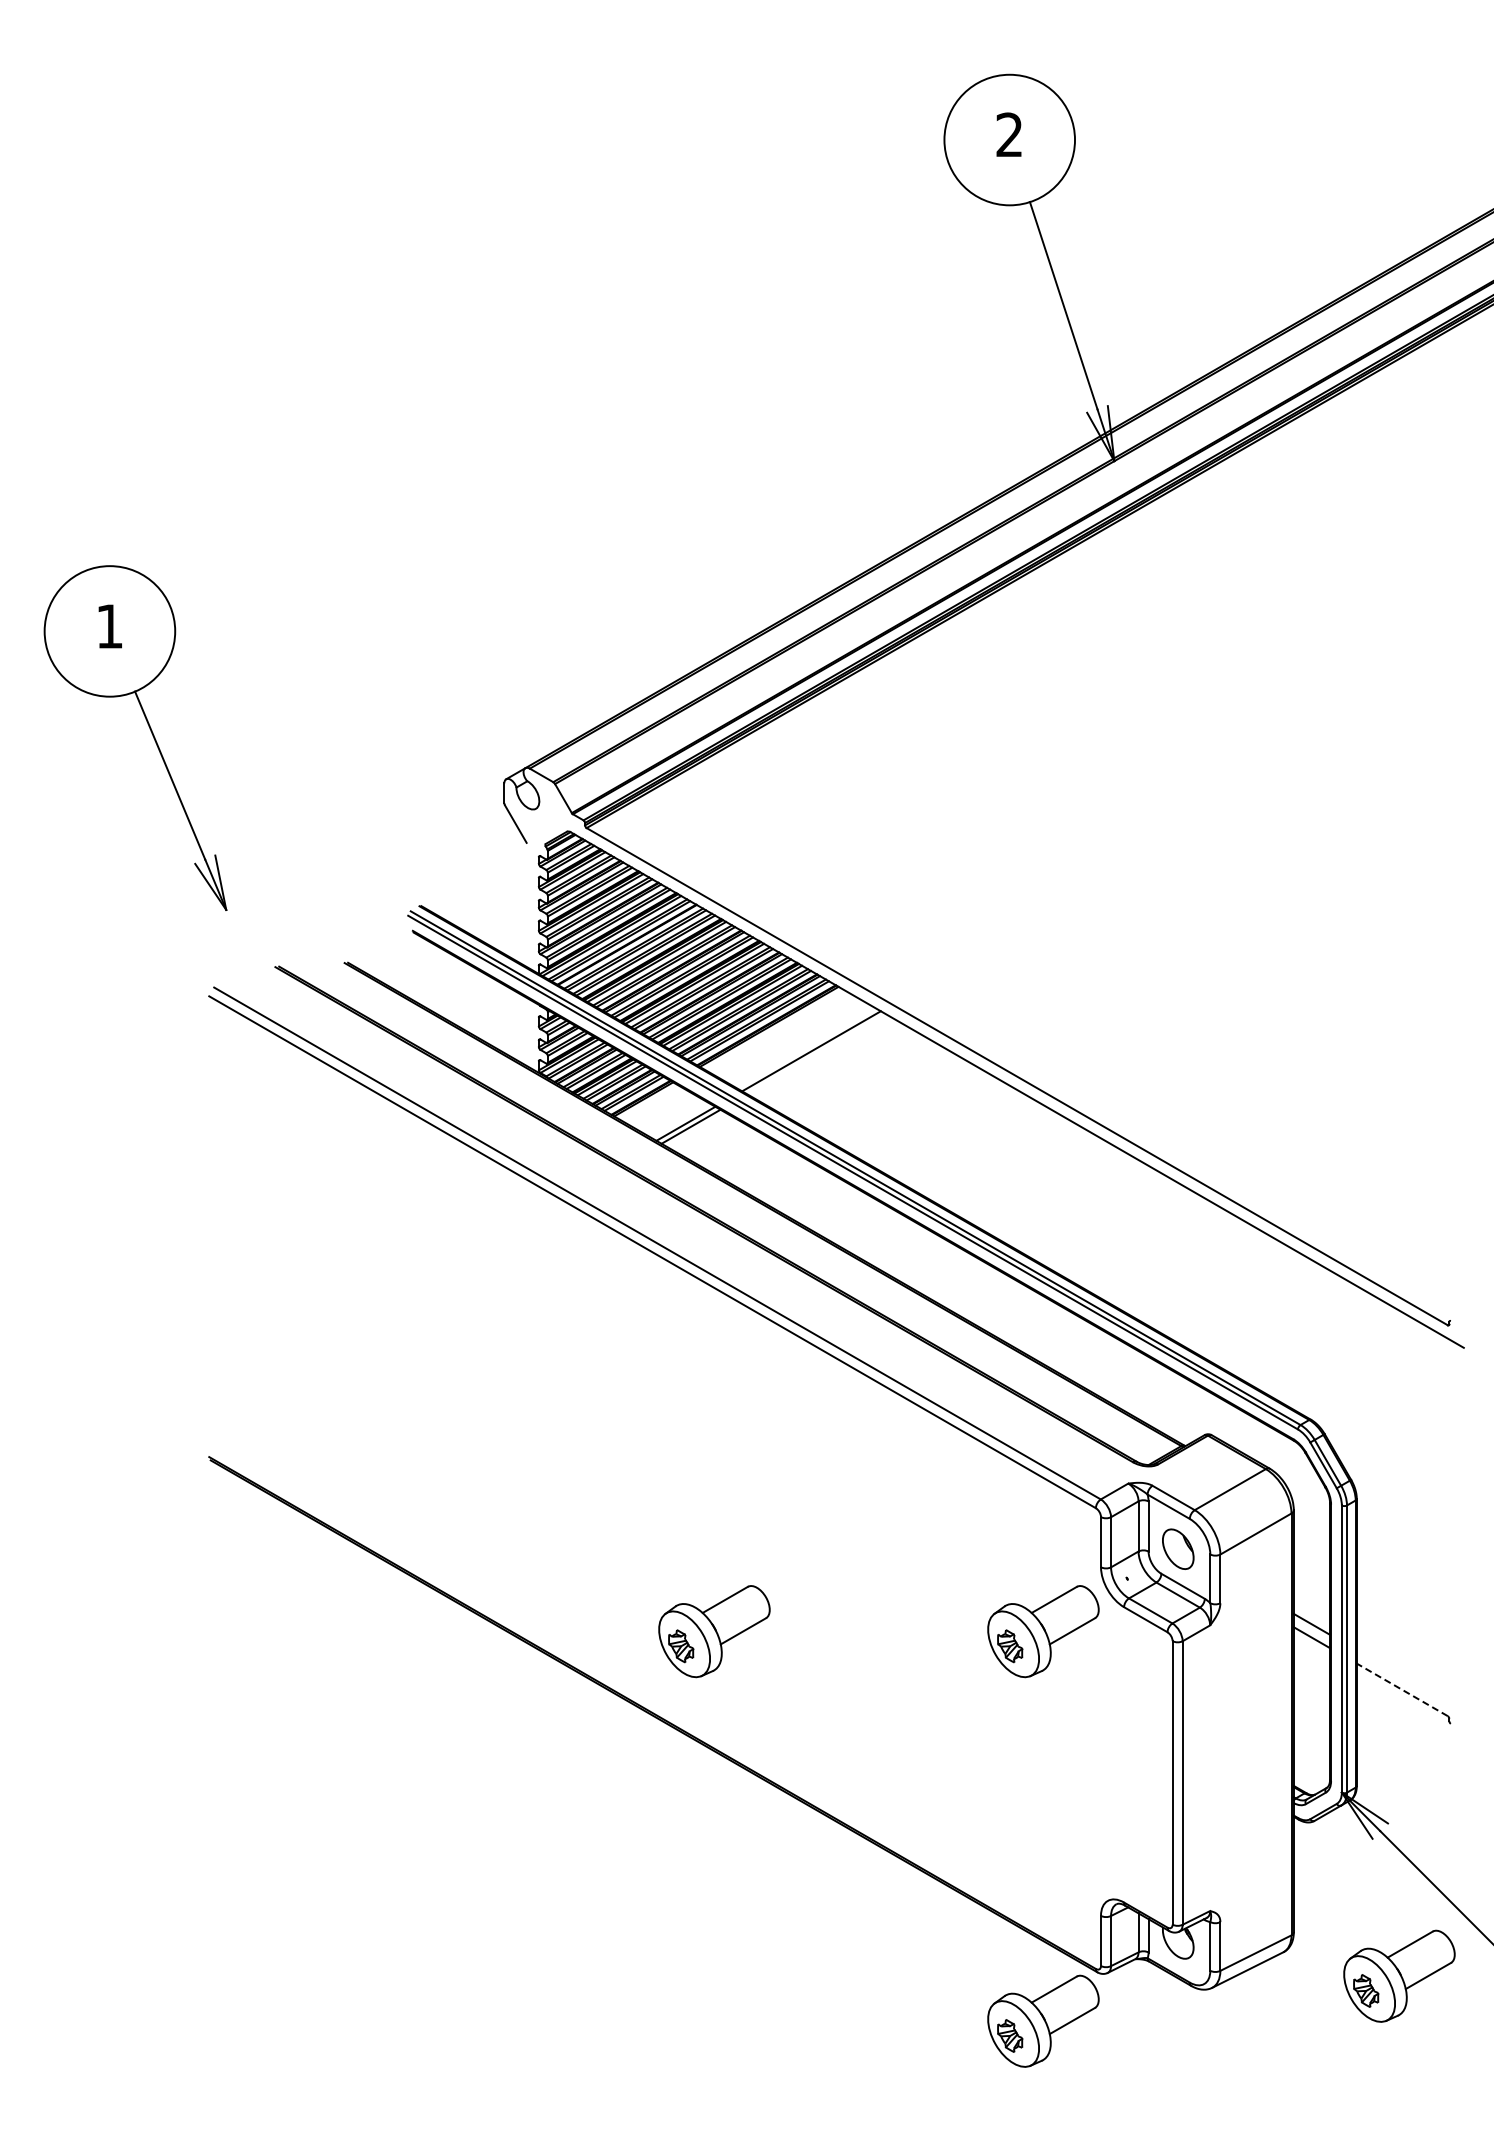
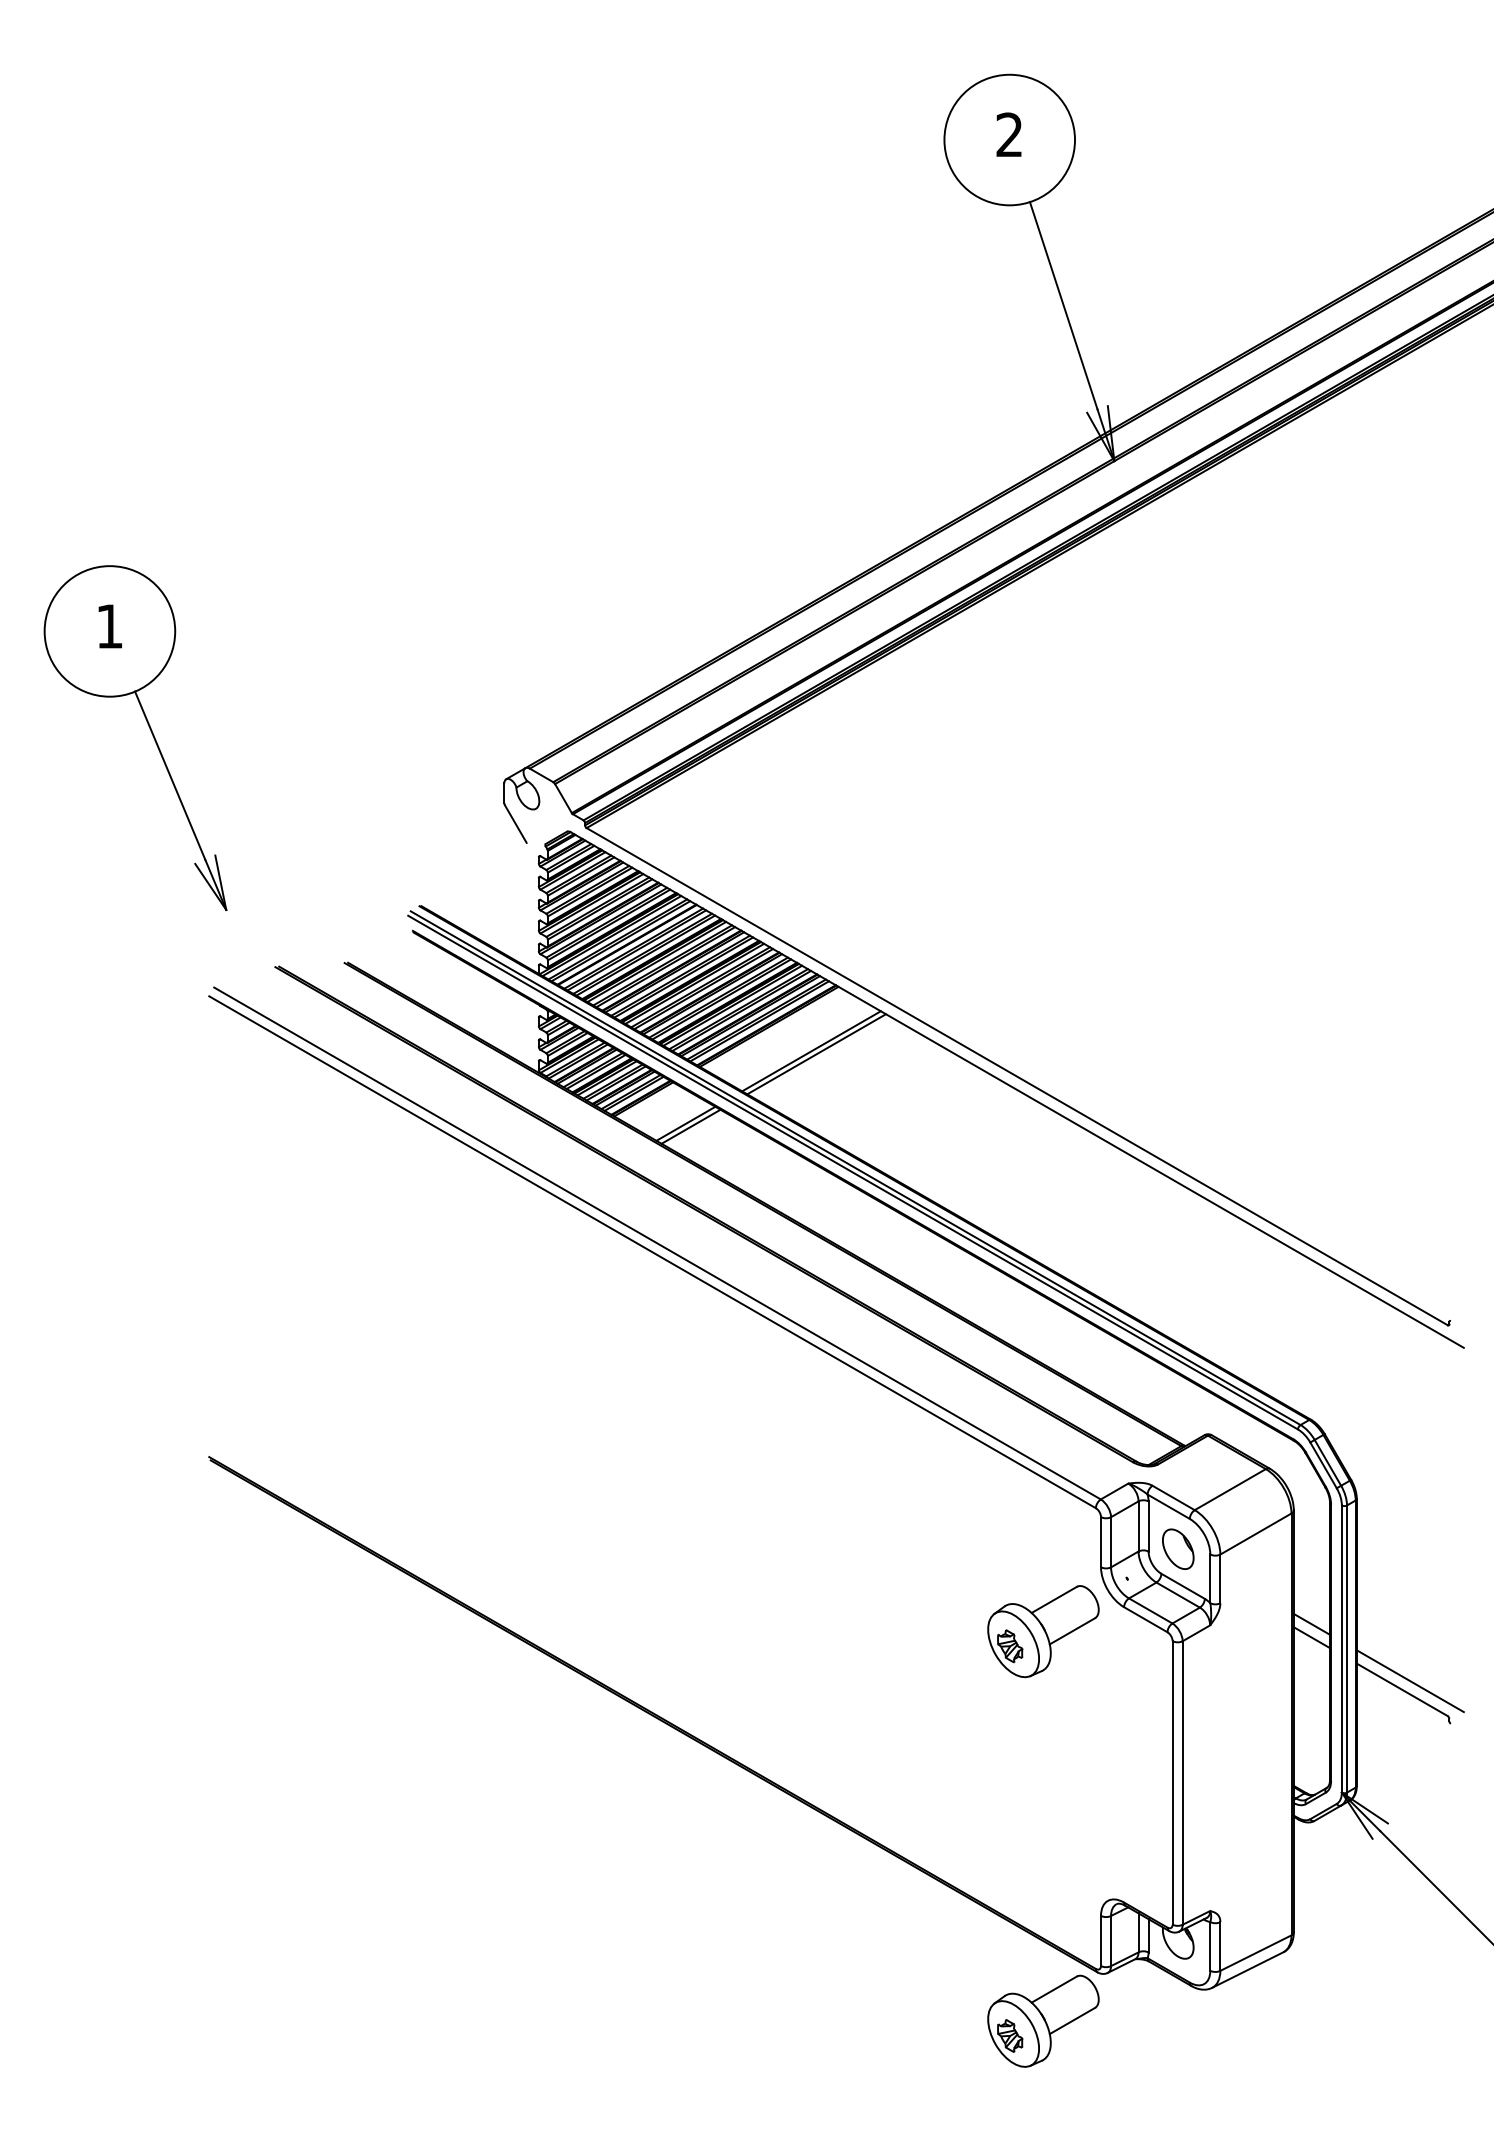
line: none -> present (816, 1054)
part: present -> none (714, 1631)
line: none -> present (1409, 1681)
line: dashed -> solid (1402, 1689)
part: present -> none (1399, 1975)
